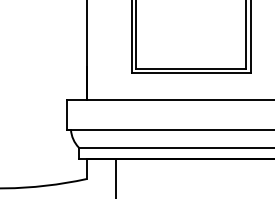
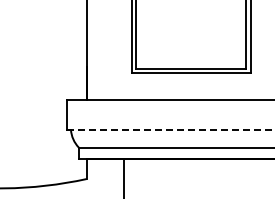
line: solid -> dashed (170, 129)
line position: (116, 177) -> (124, 177) (124, 177)
